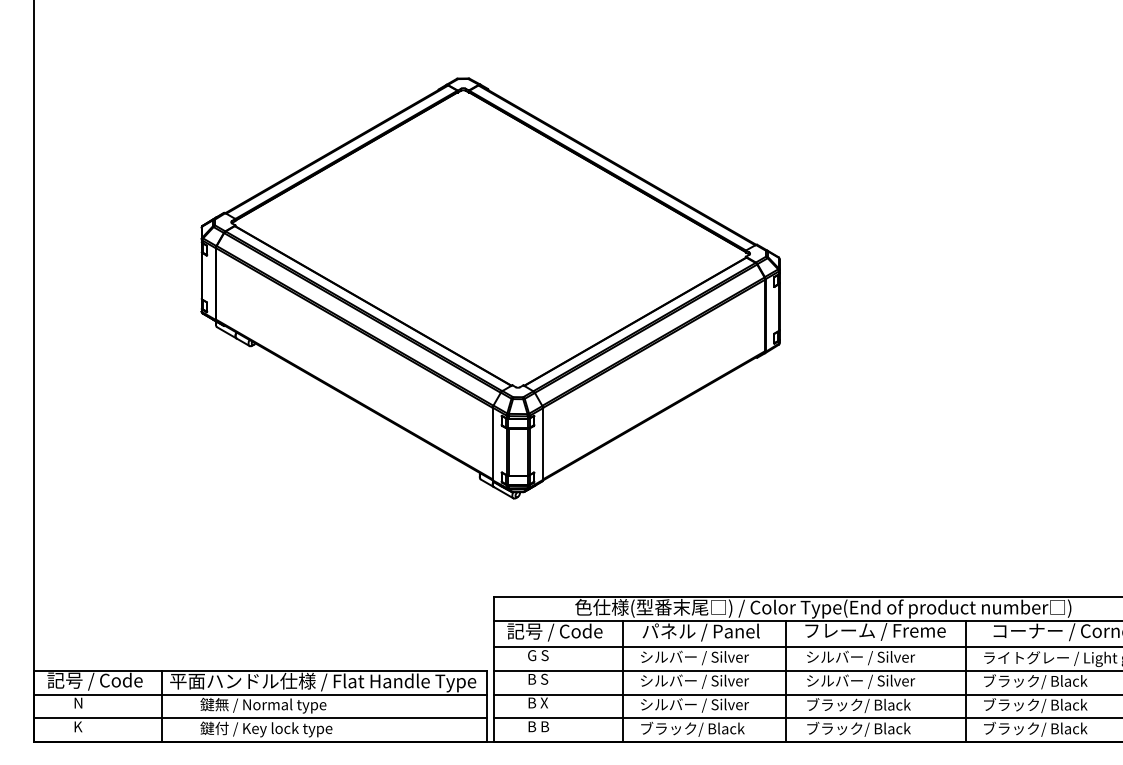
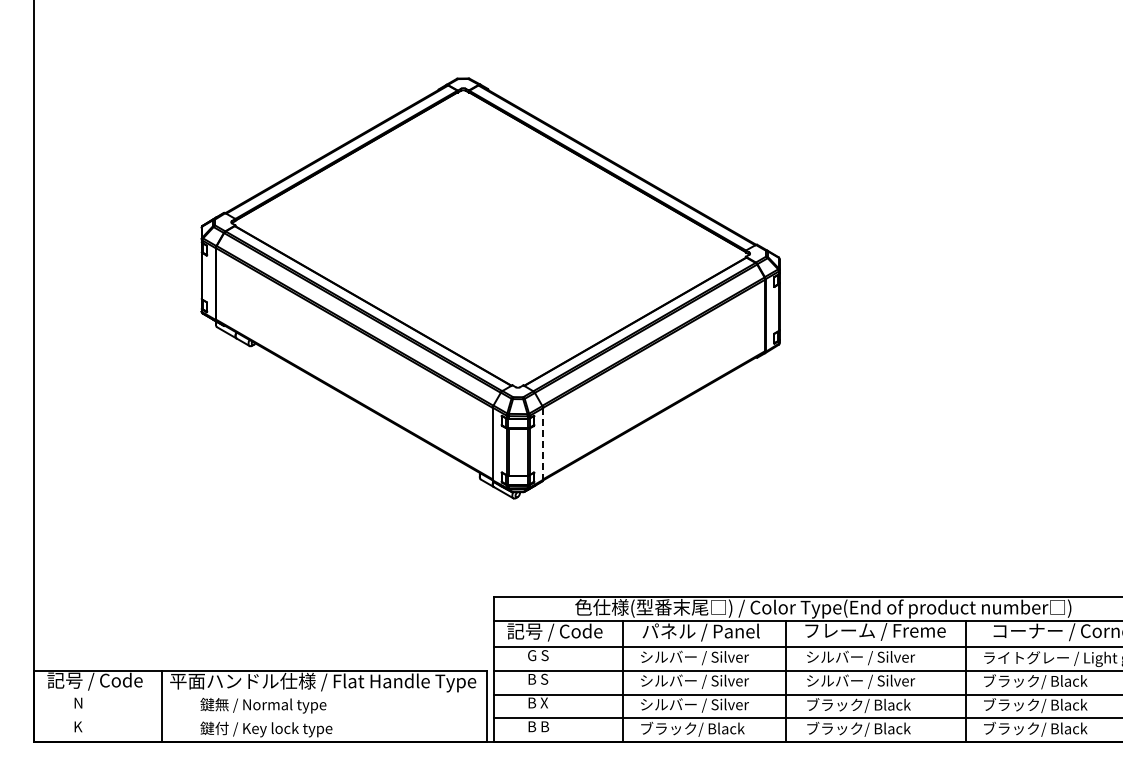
line: solid -> dashed (543, 444)
line: present -> none (260, 694)
line: present -> none (260, 718)
